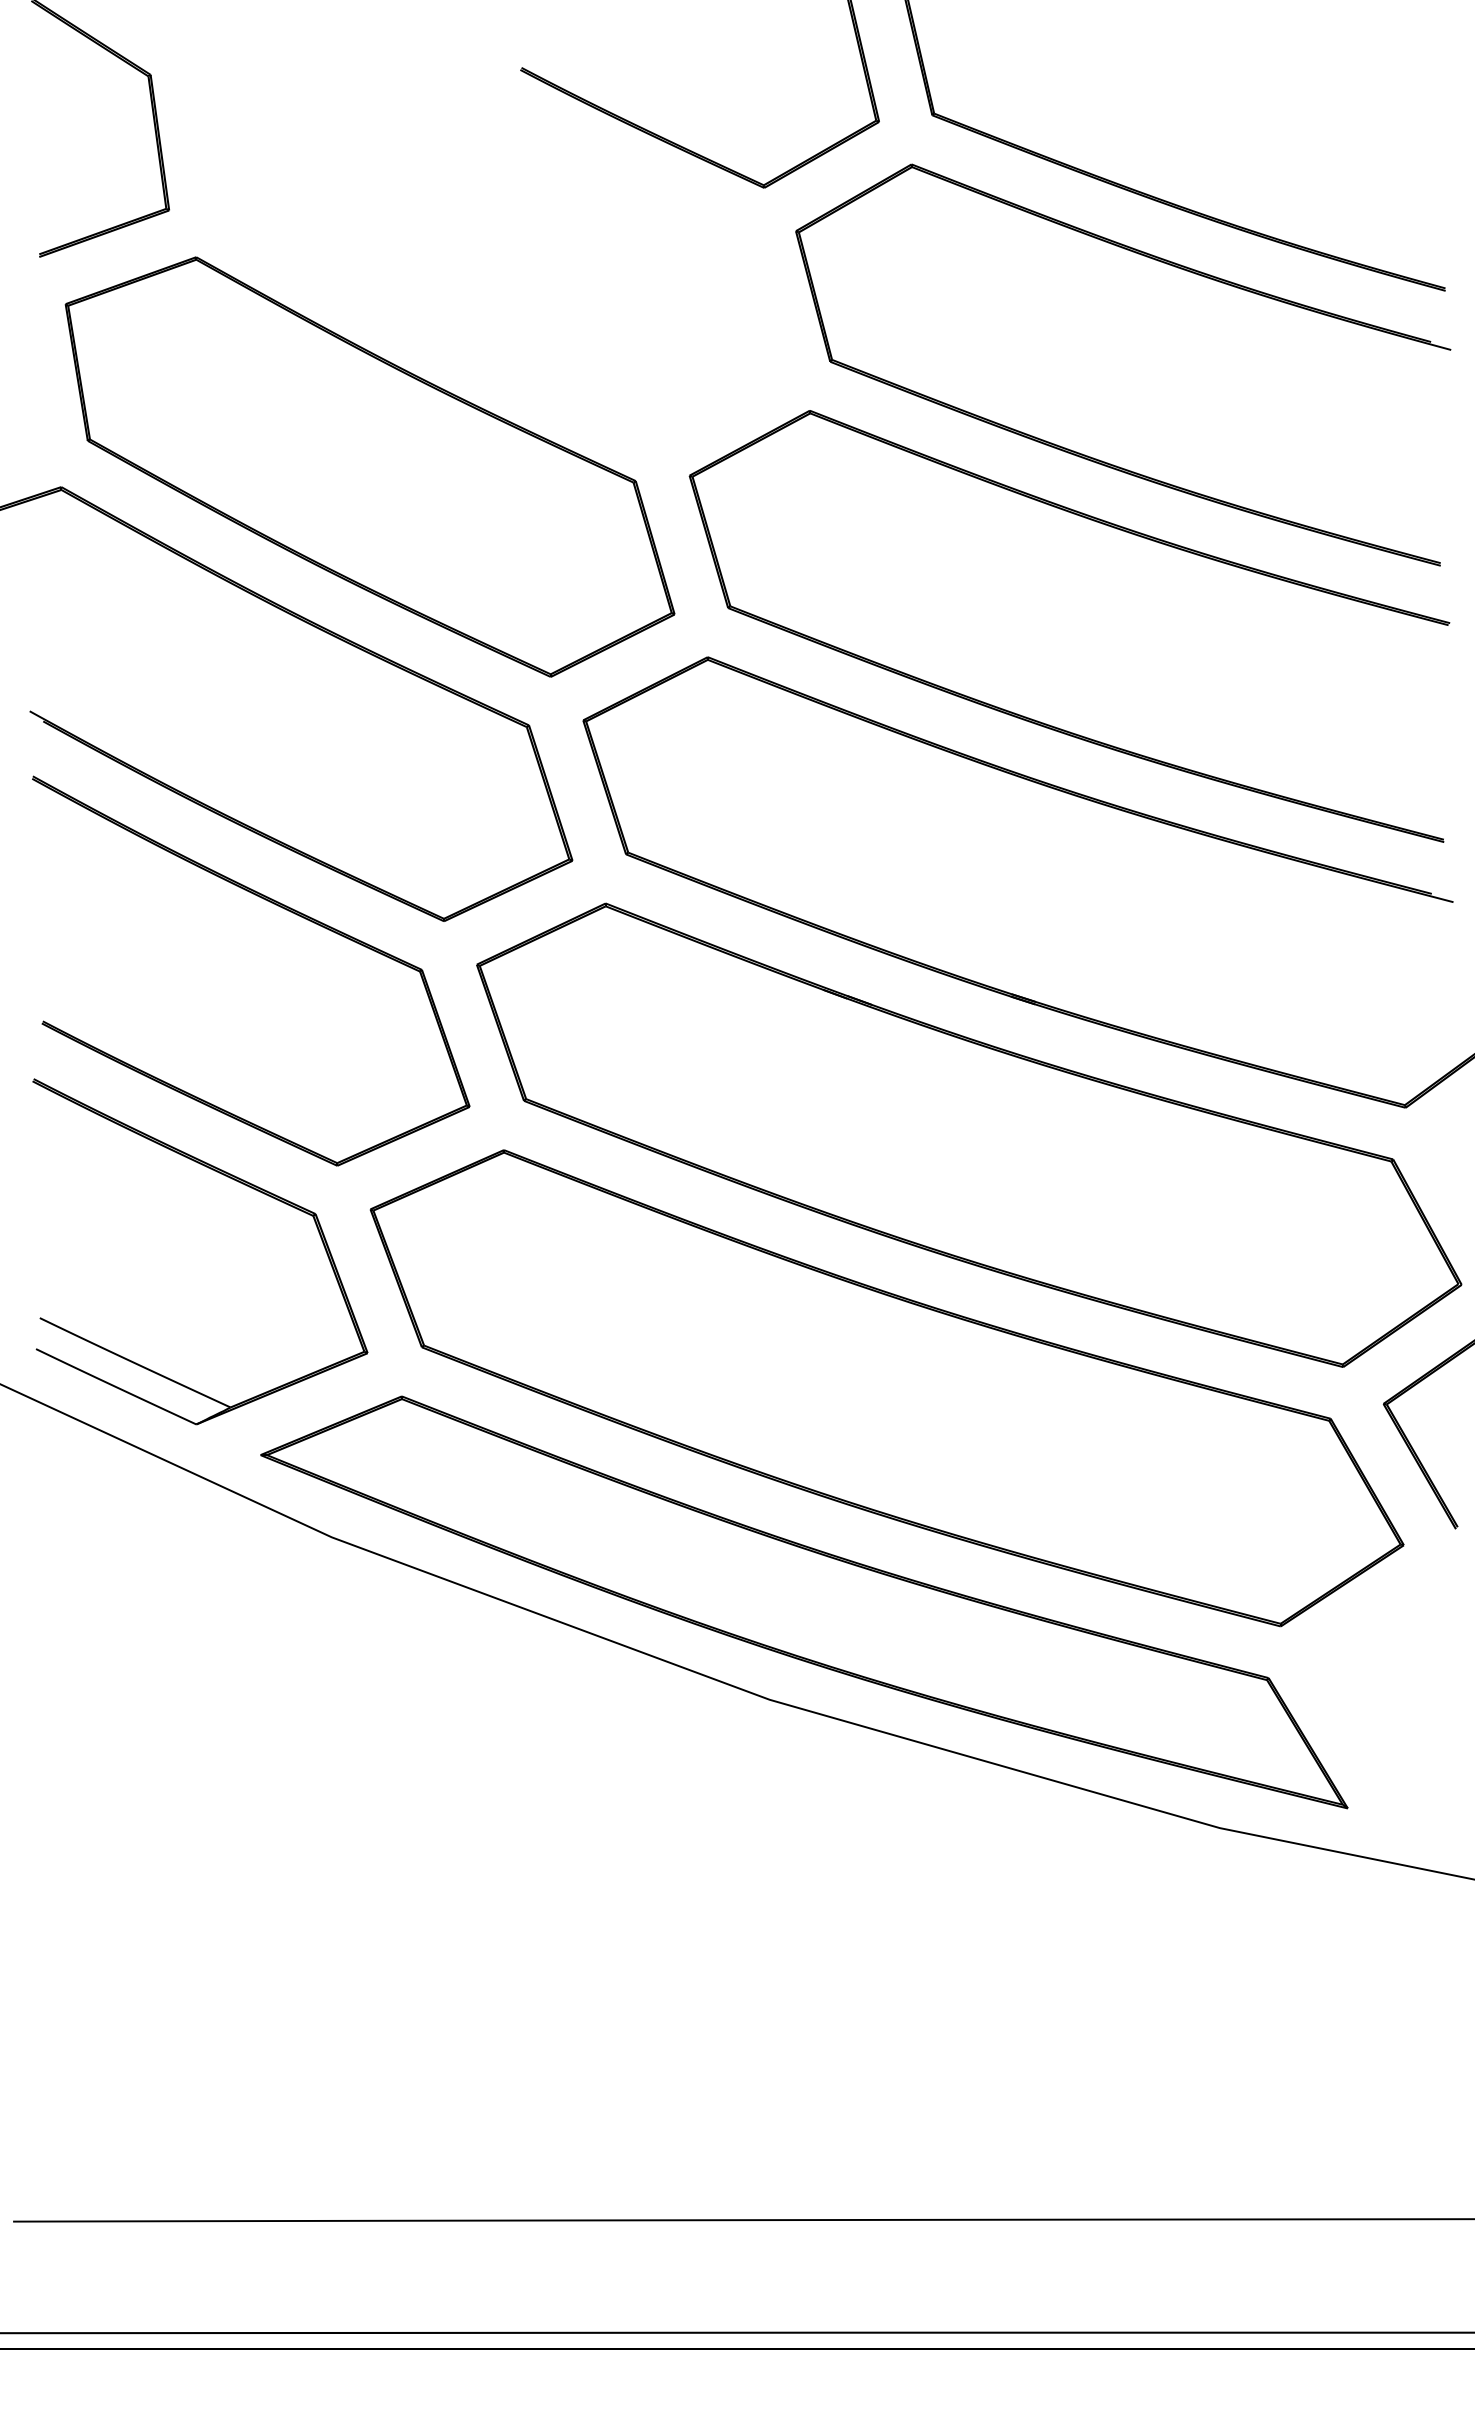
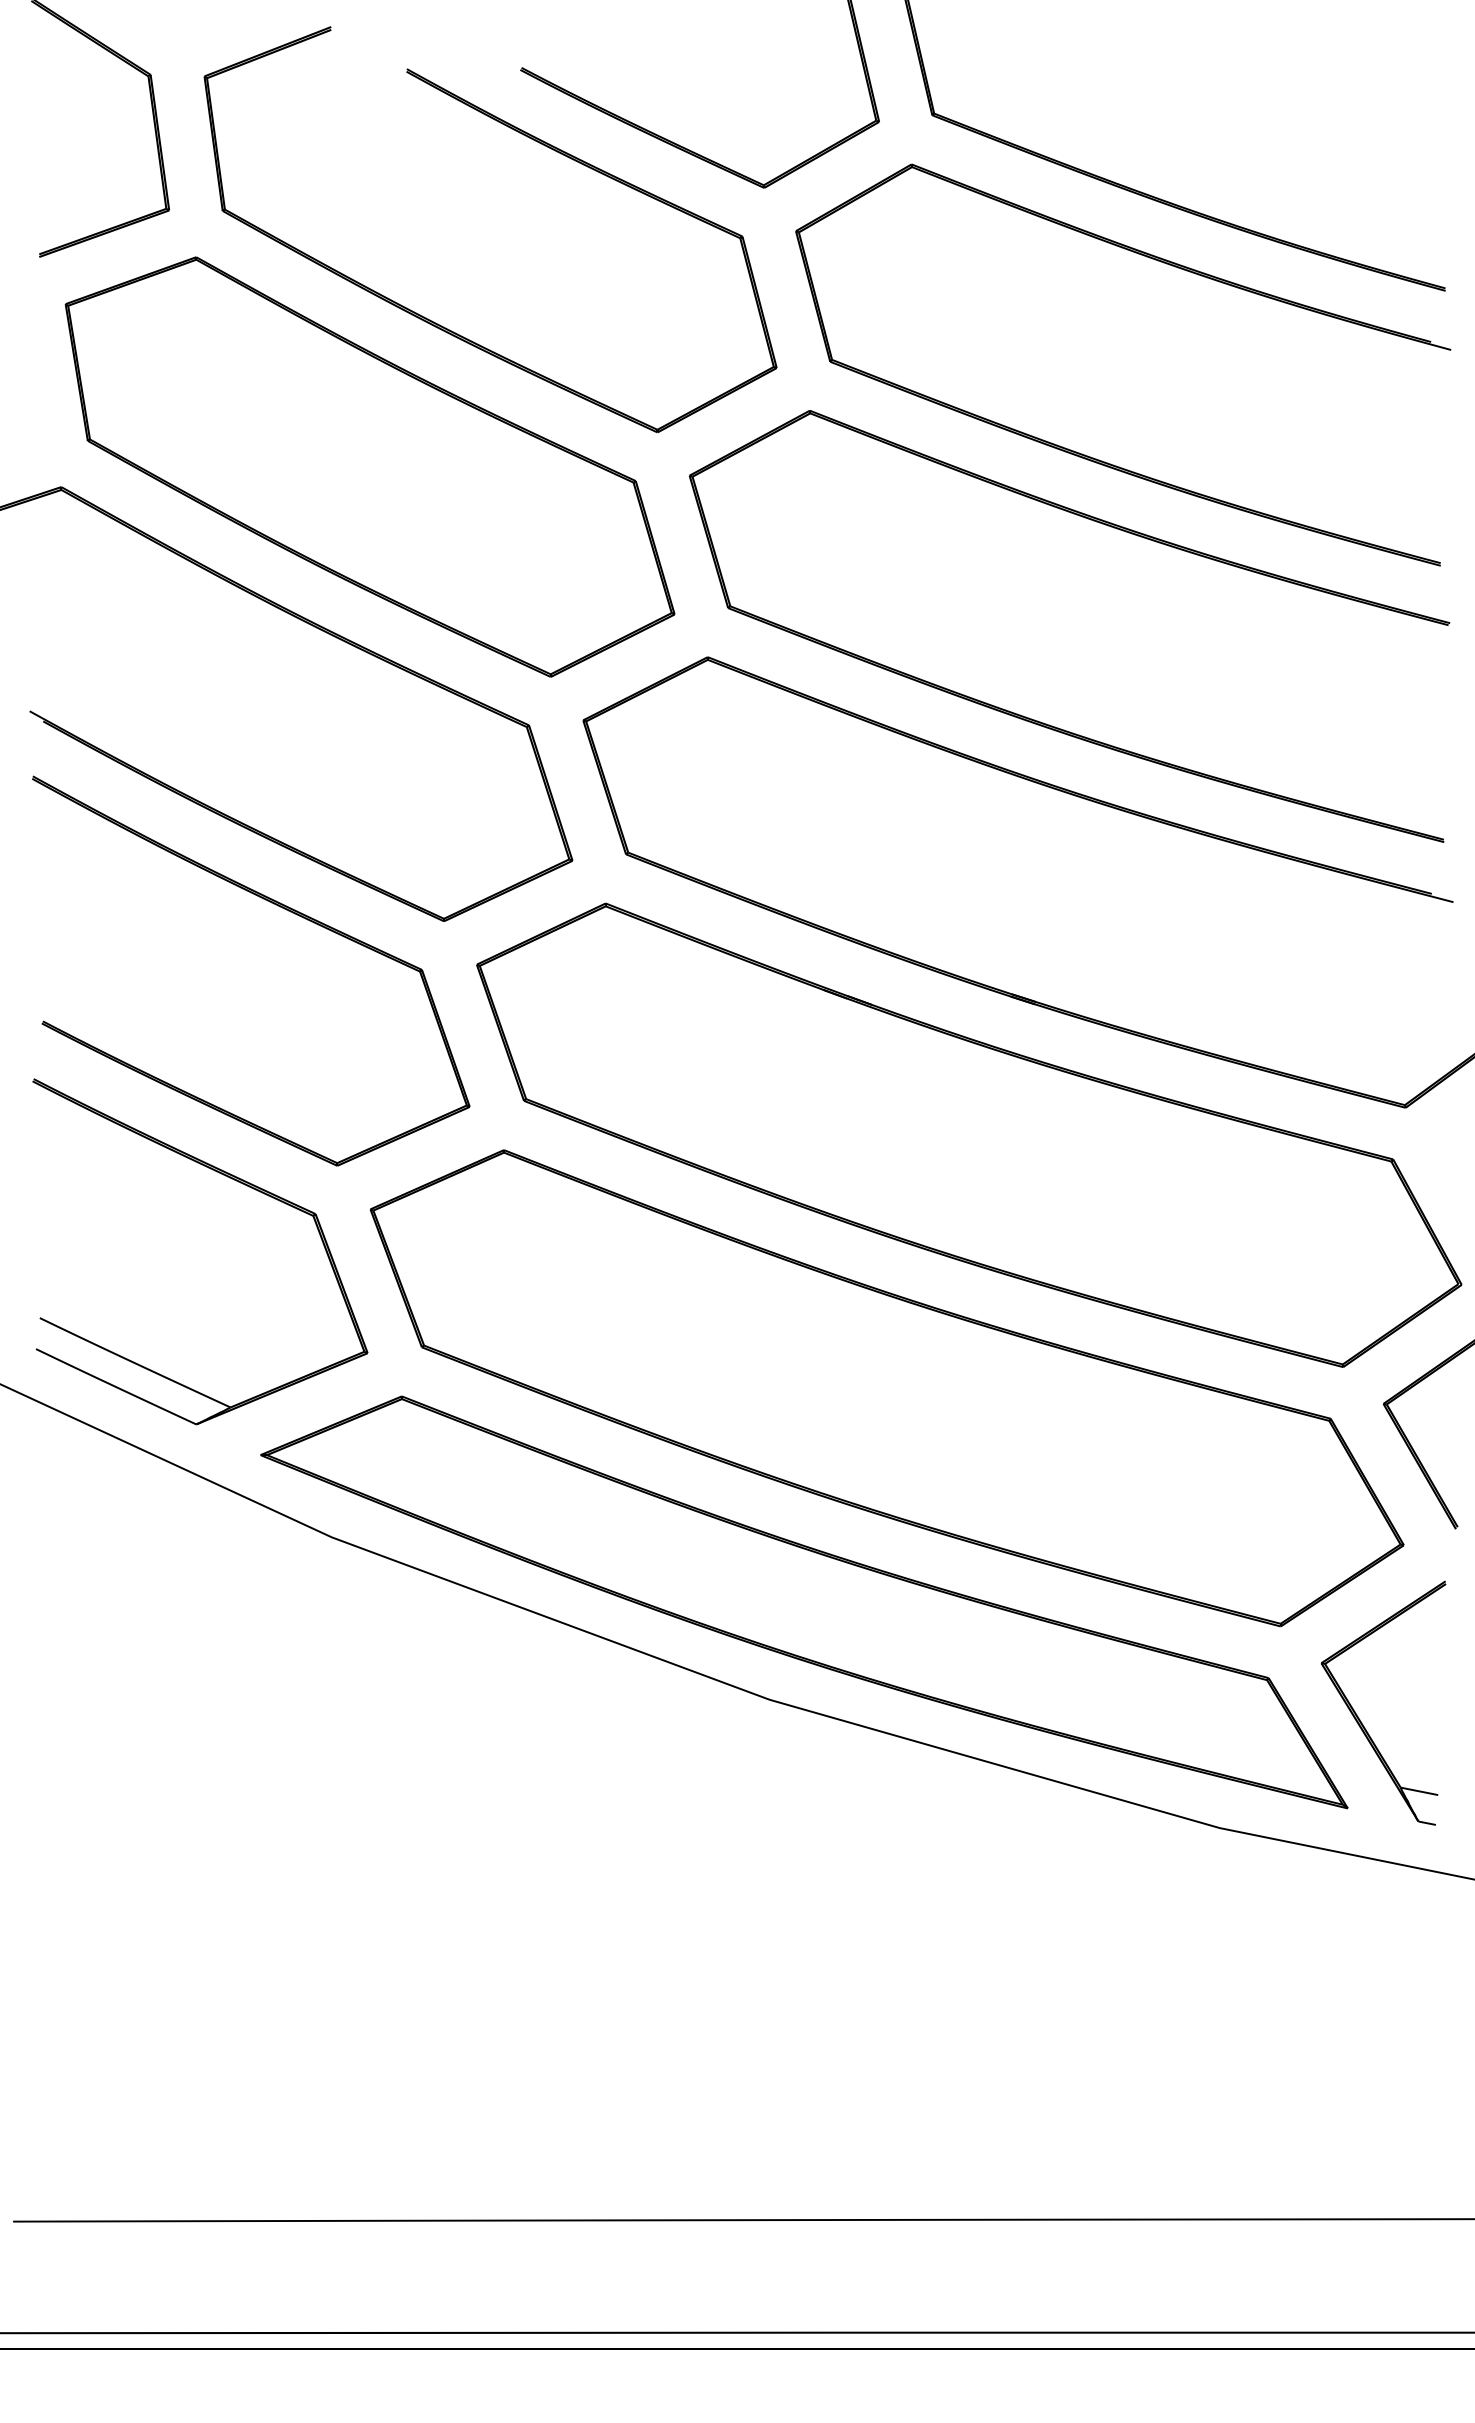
part: none -> present (535, 141)
part: none -> present (1360, 1719)
